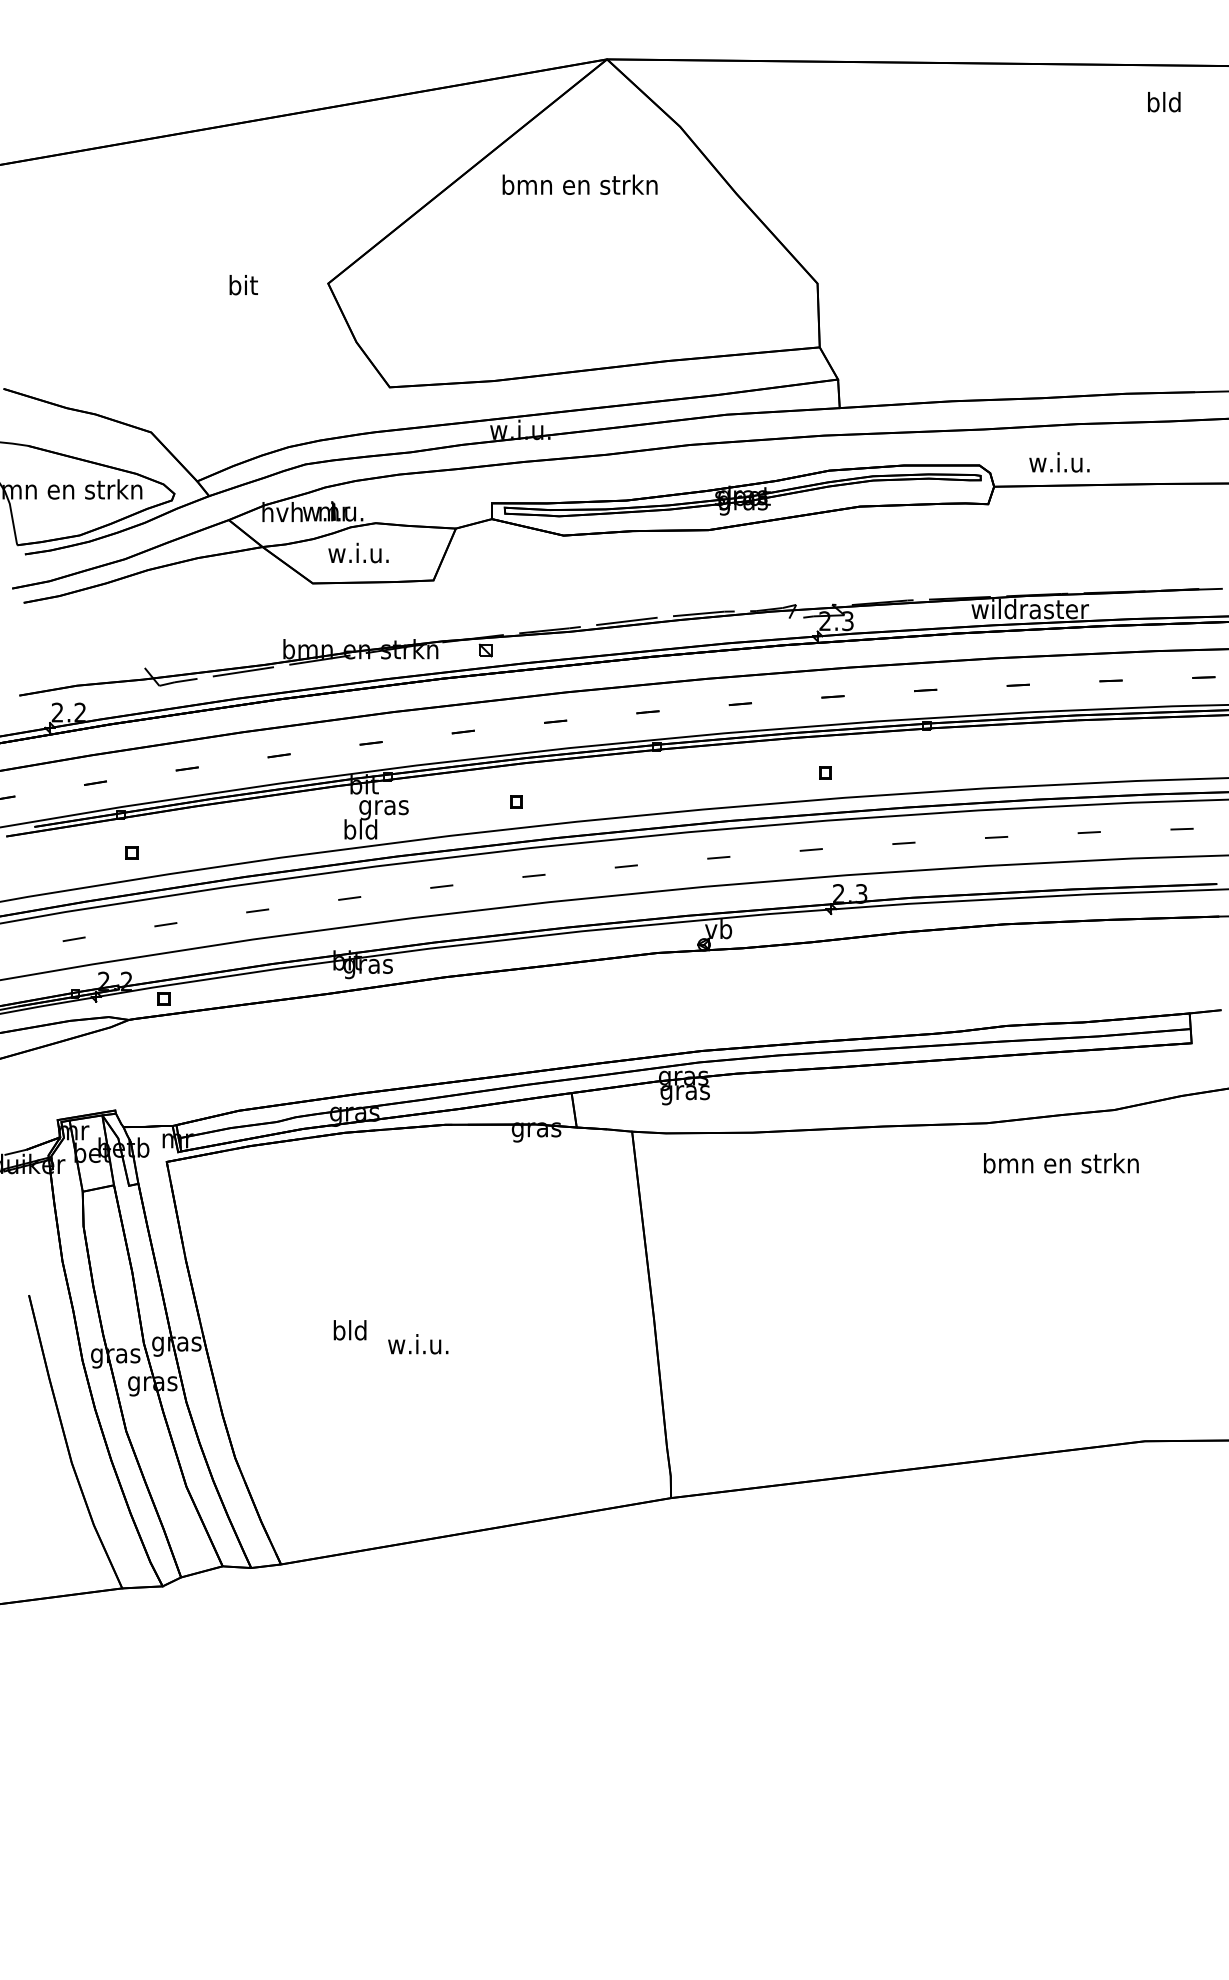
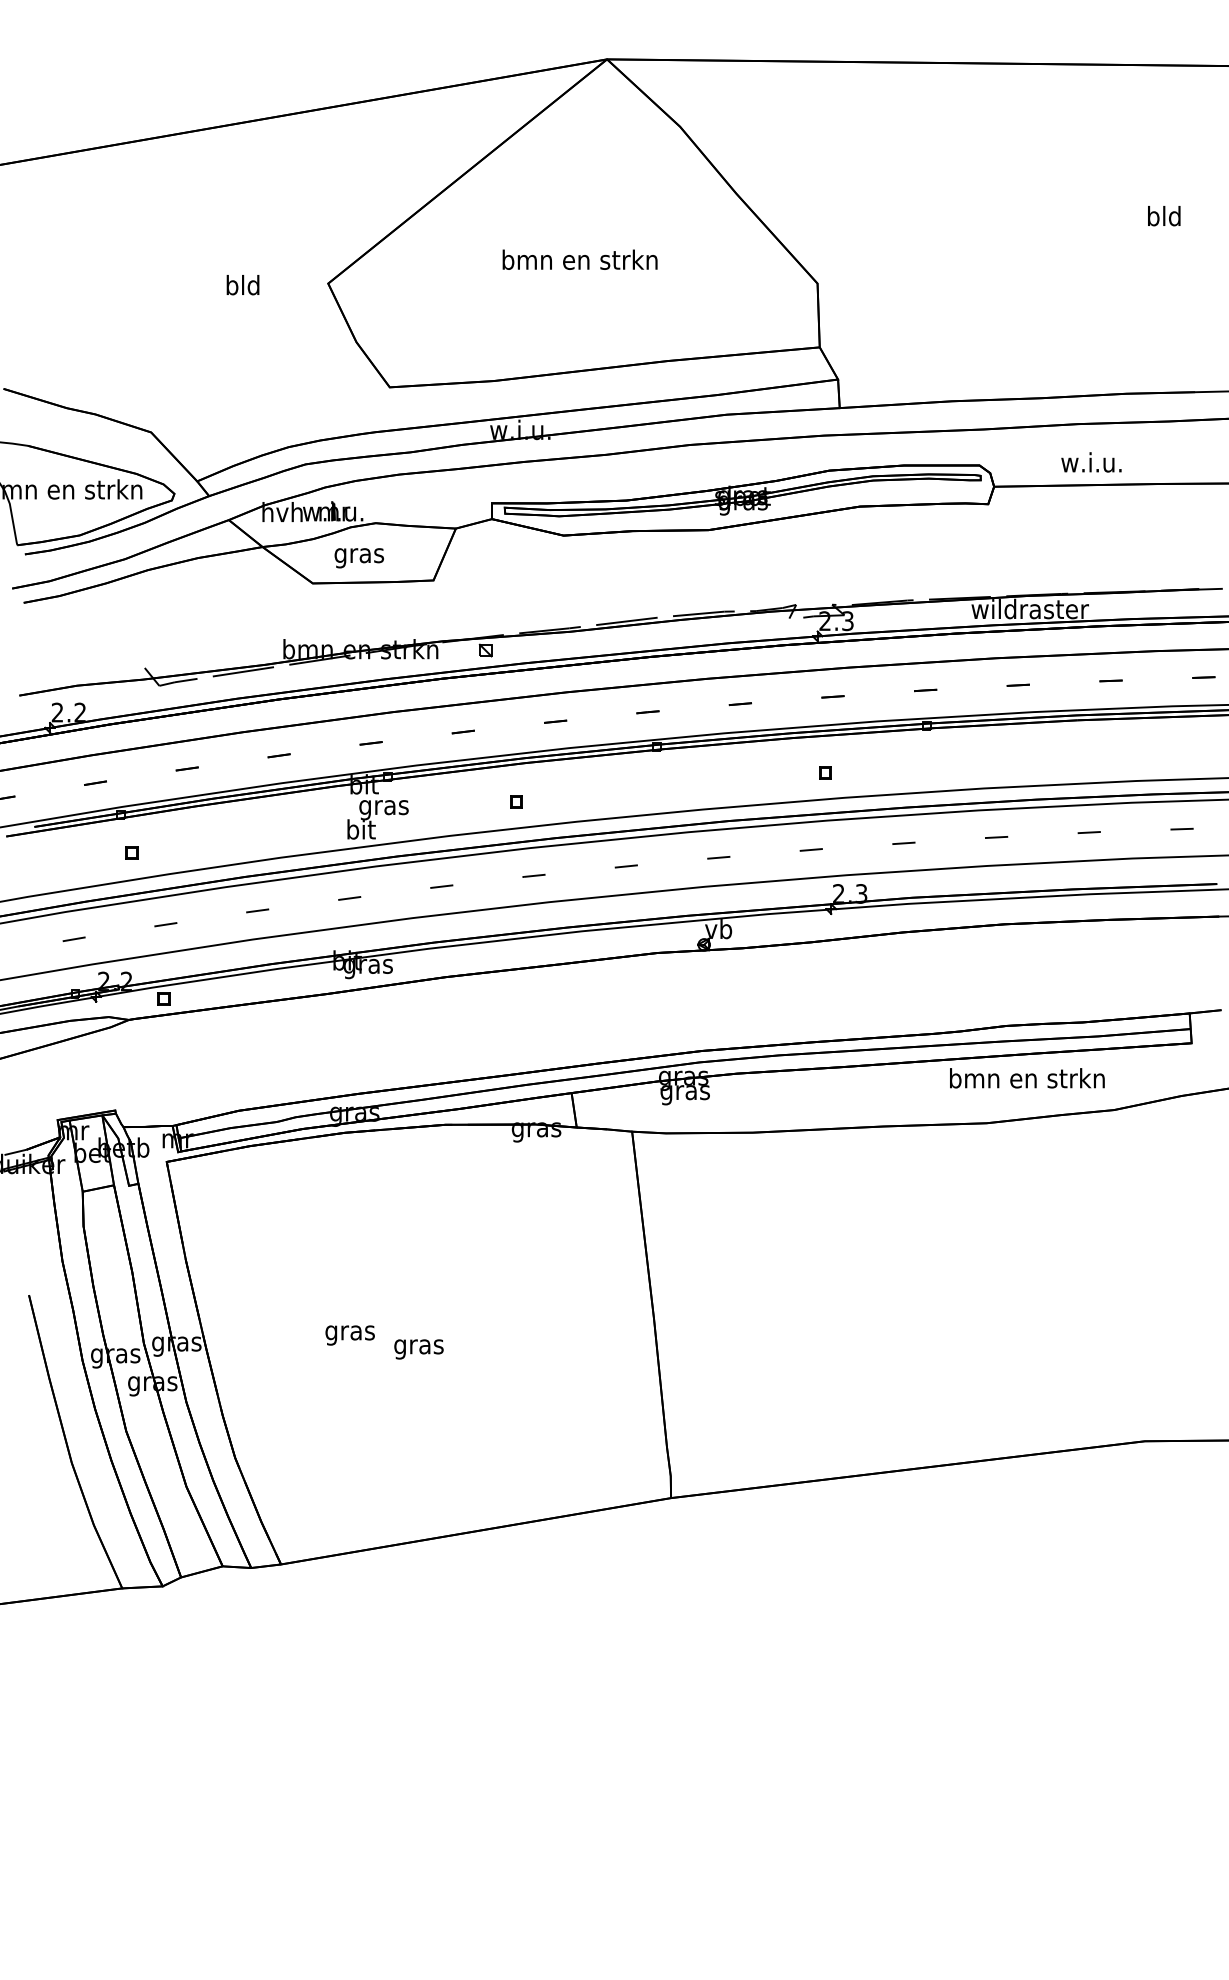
text position: (1164, 102) -> (1164, 216) (1164, 216)
text position: (579, 184) -> (579, 259) (579, 259)
text: bit -> bld (242, 285)
text position: (1059, 462) -> (1091, 462) (1091, 462)
text: w.i.u. -> gras (358, 555)
text: bld -> bit (360, 829)
text position: (1061, 1163) -> (1027, 1078) (1027, 1078)
text: bld -> gras (349, 1332)
text: w.i.u. -> gras (418, 1346)
